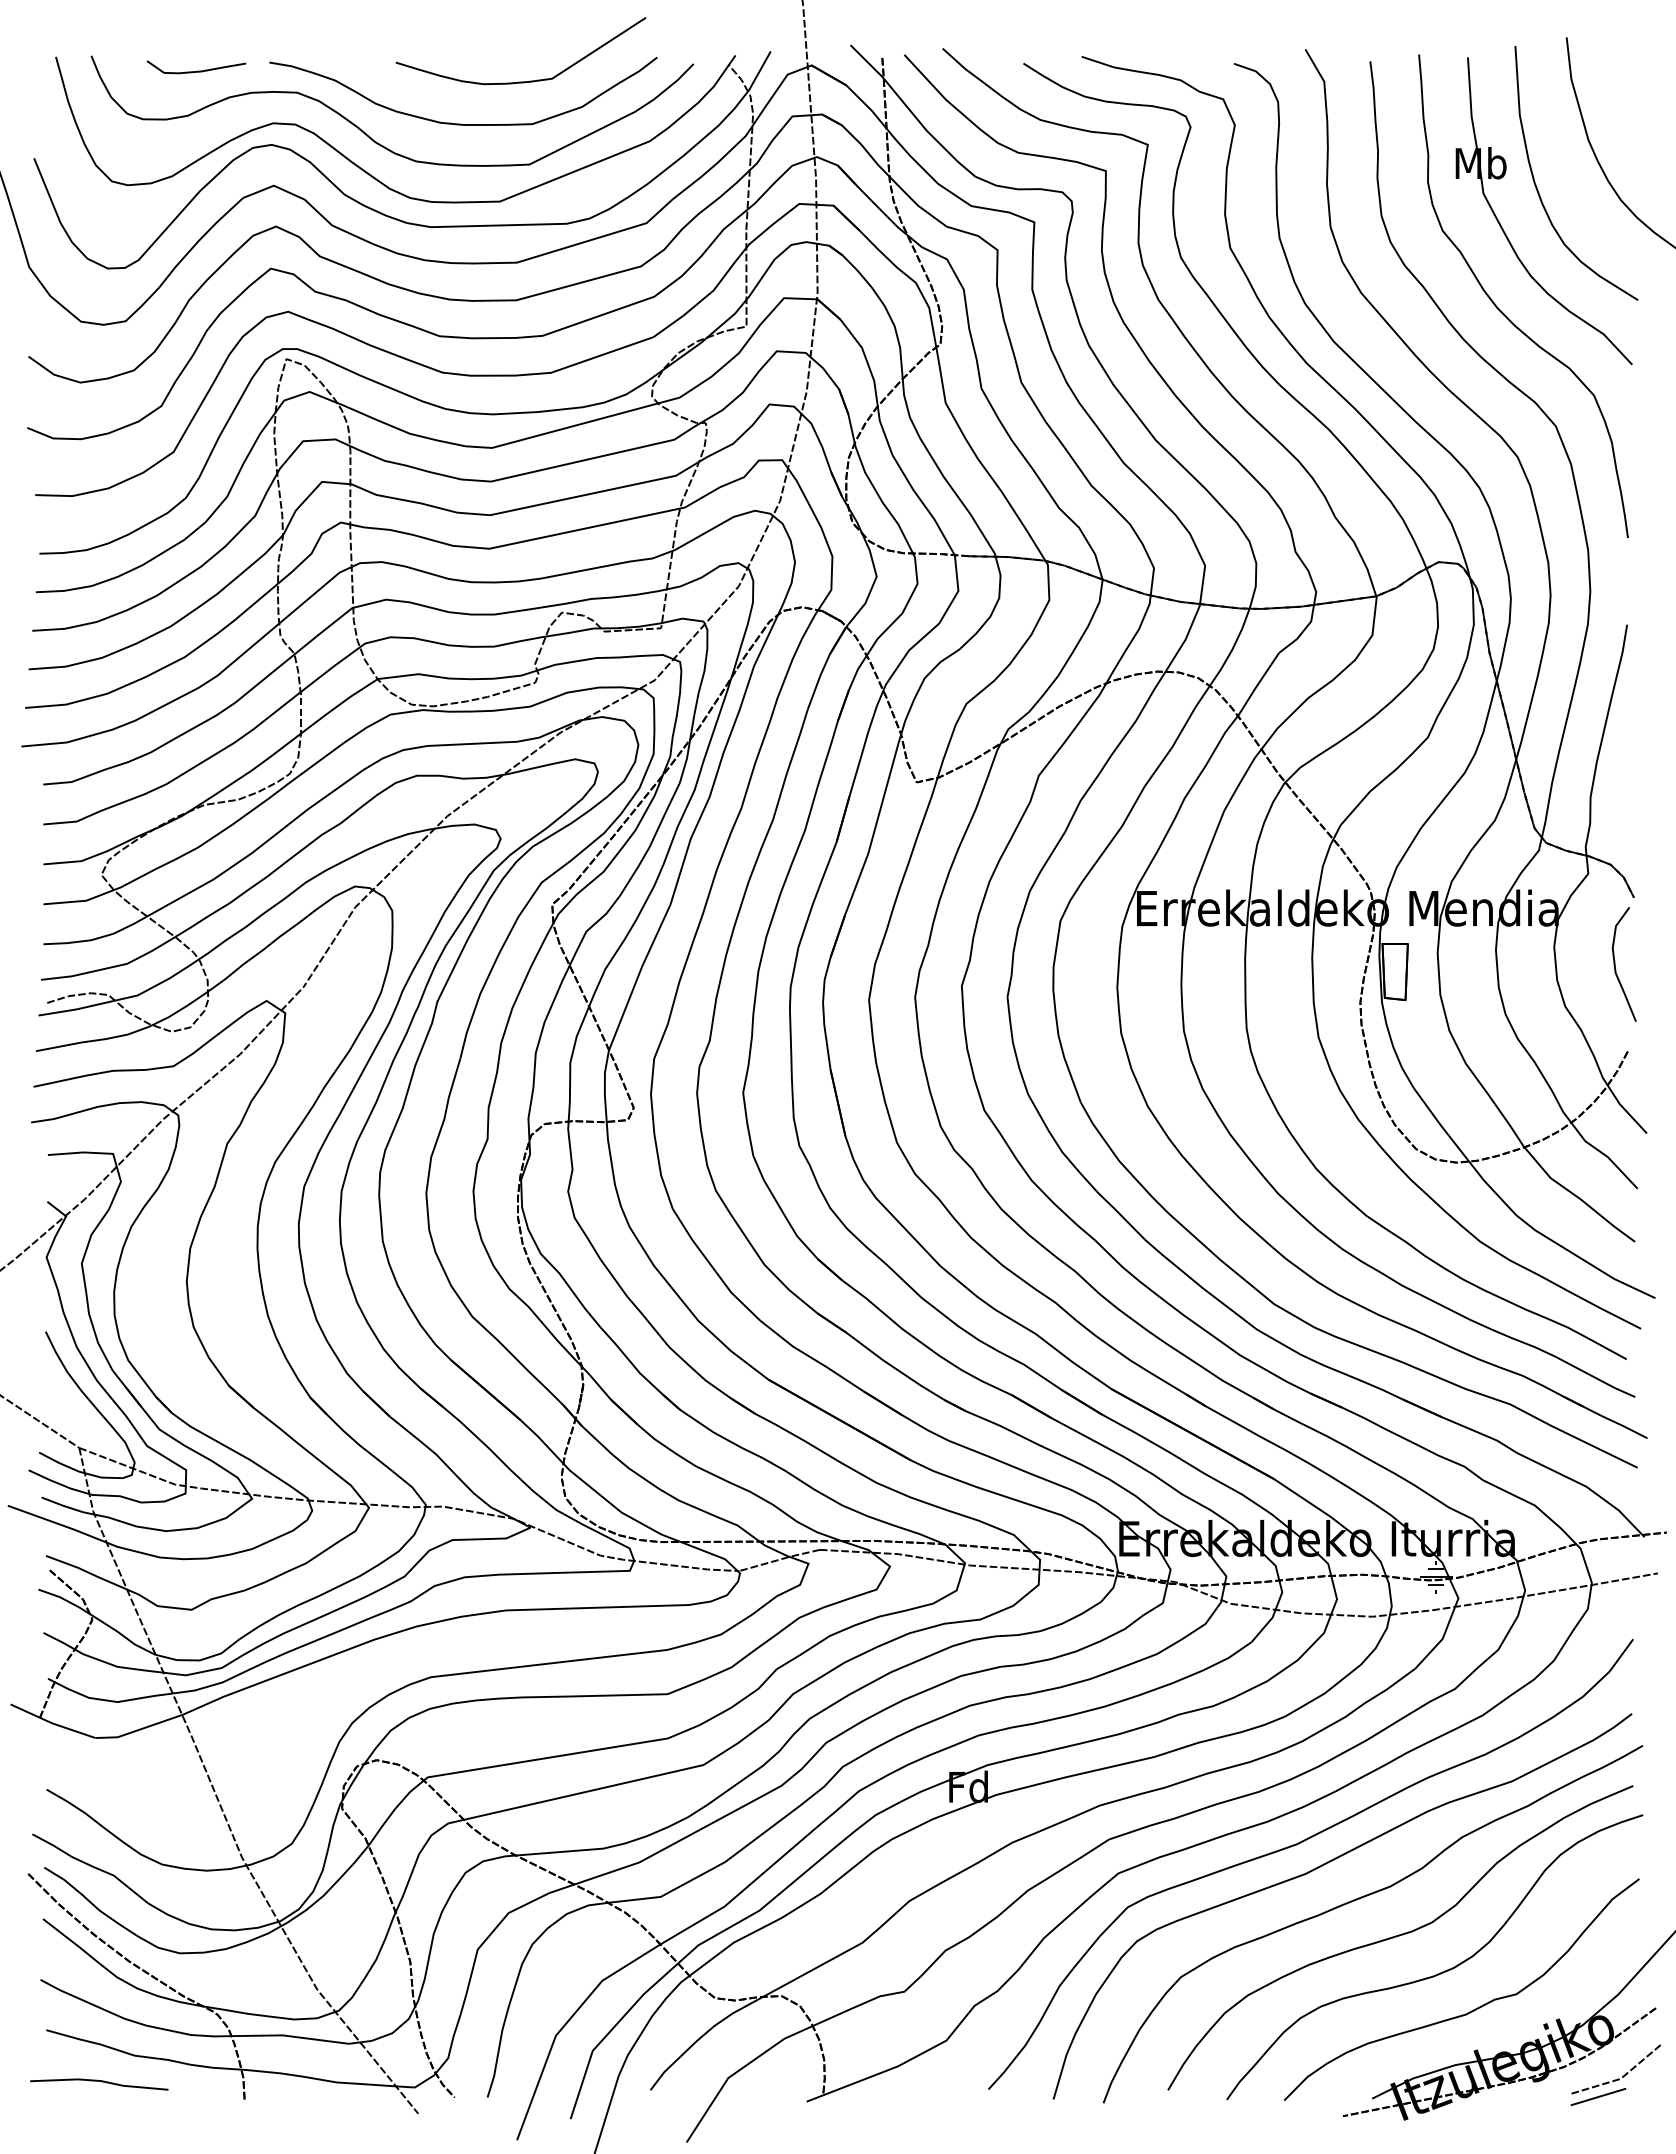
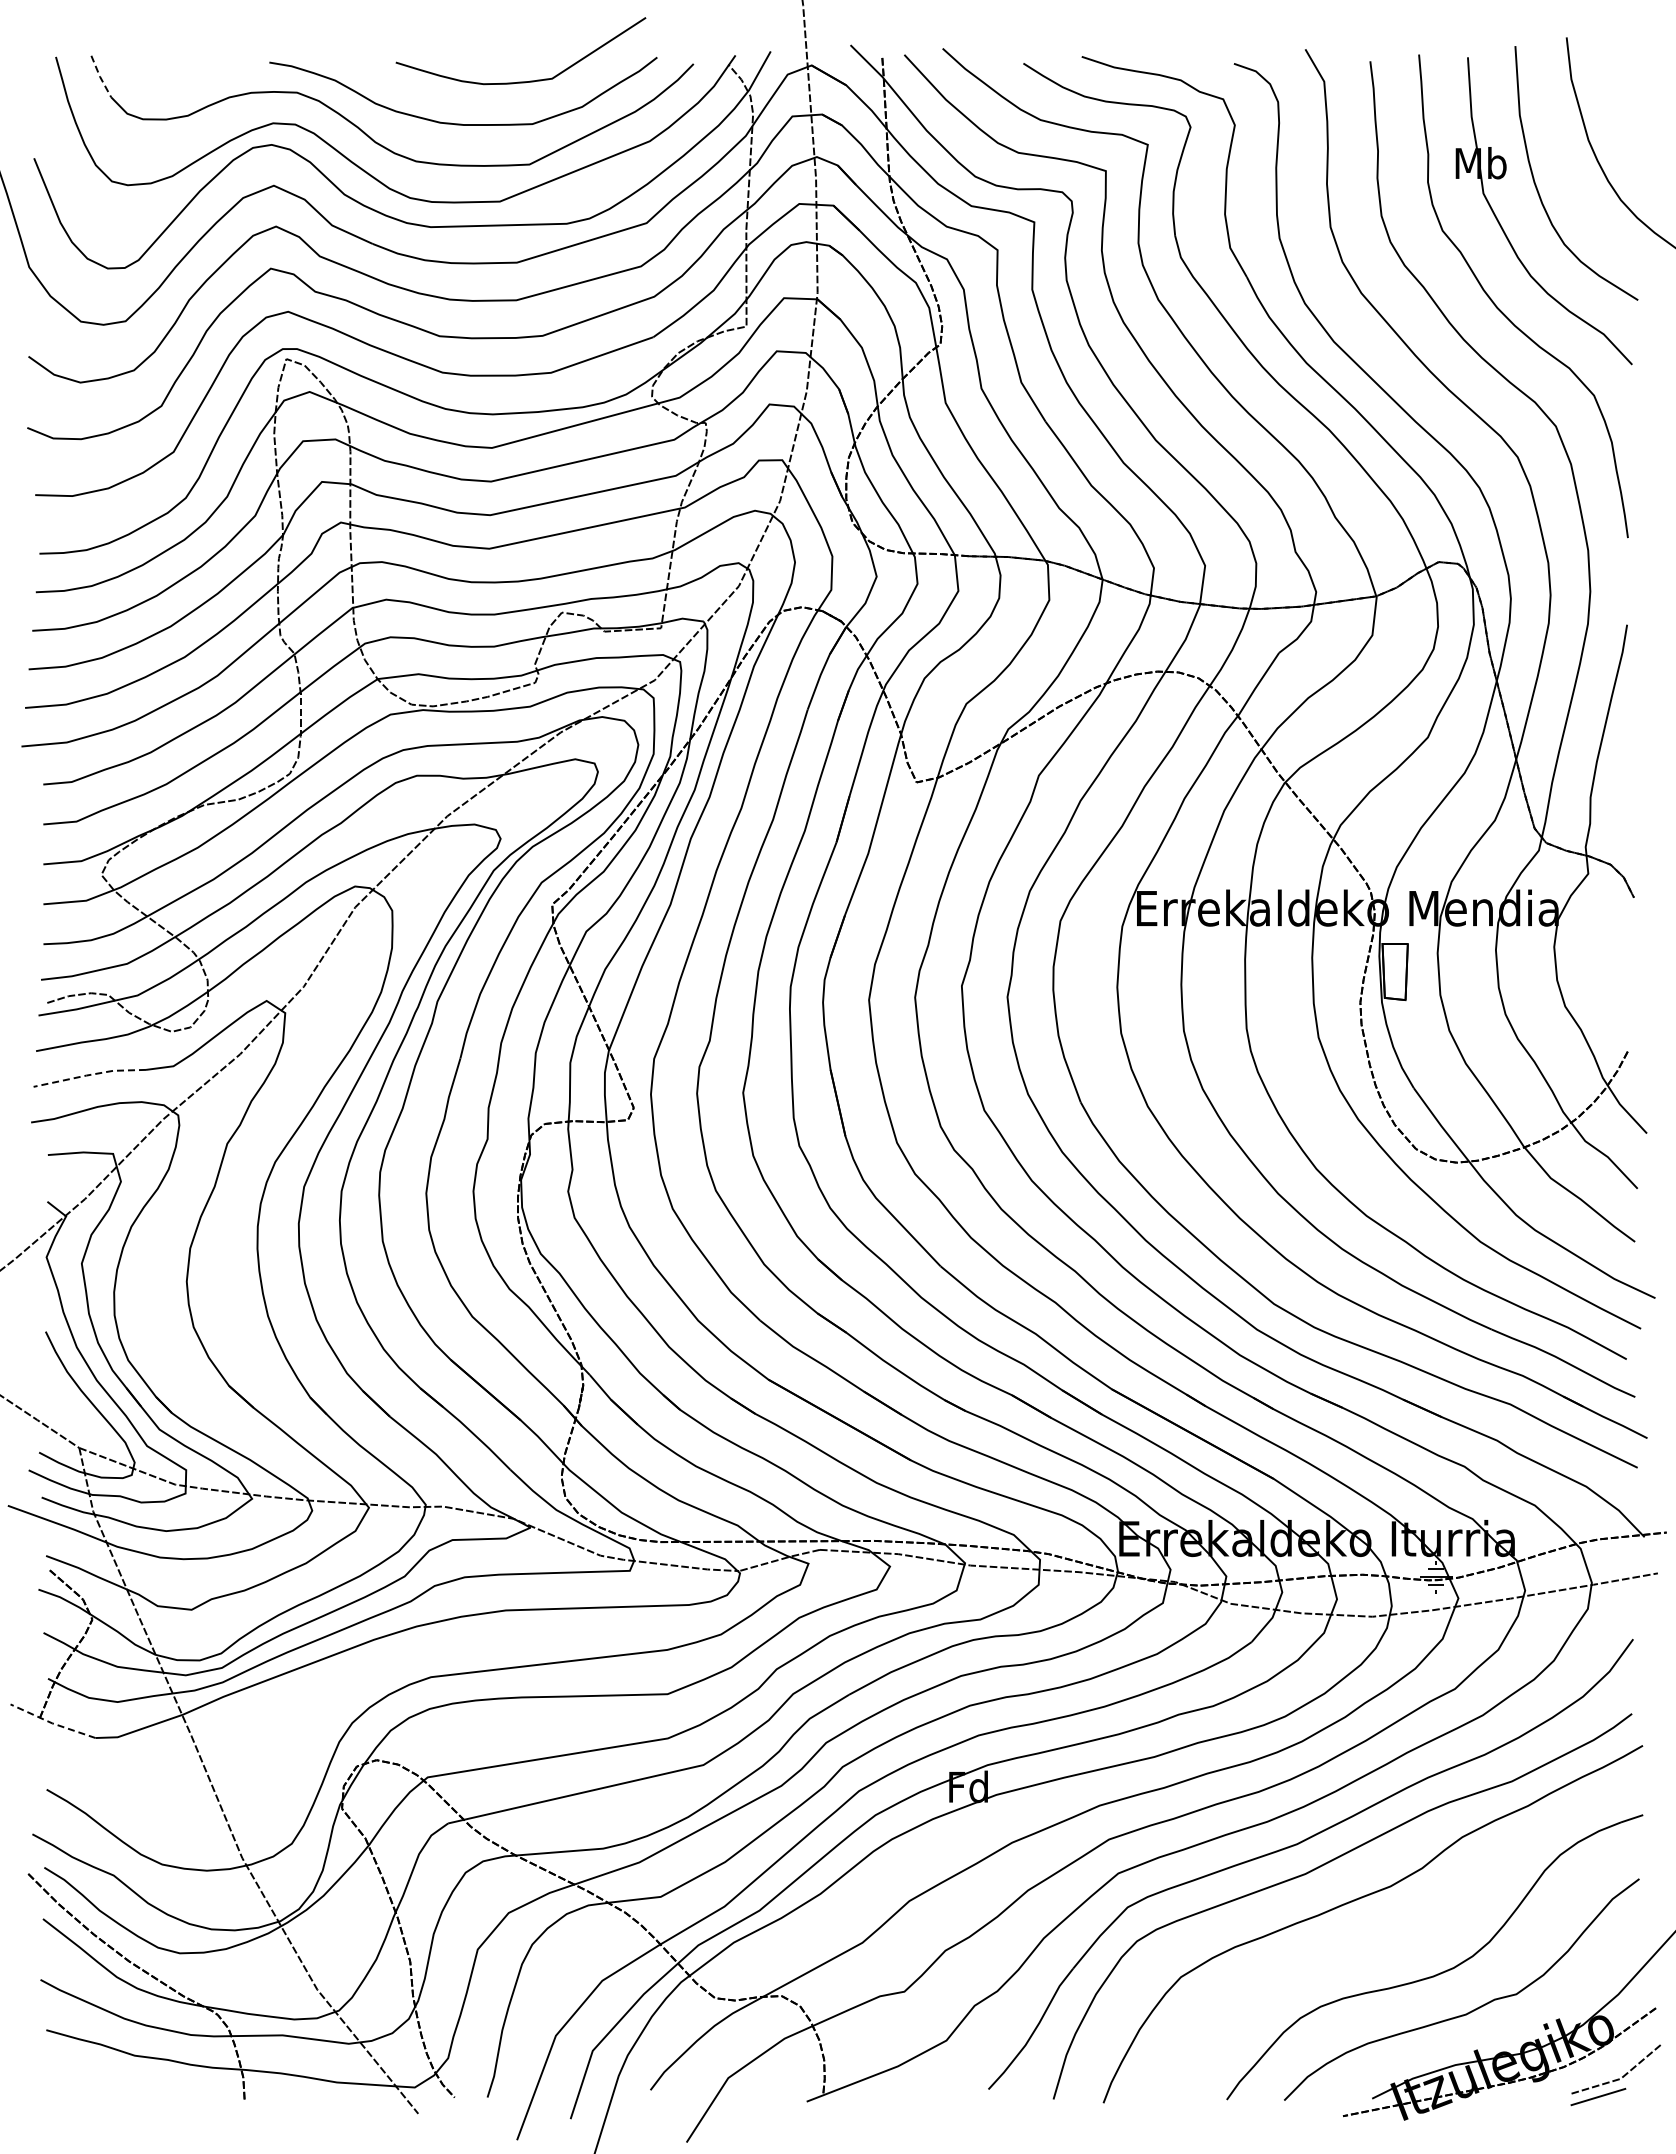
curve: present -> none (197, 70)
line: solid -> dashed (100, 76)
curve: present -> none (1615, 964)
line: solid -> dashed (89, 1075)
line: solid -> dashed (52, 1723)
curve: present -> none (1399, 1936)
line: present -> none (101, 2082)
